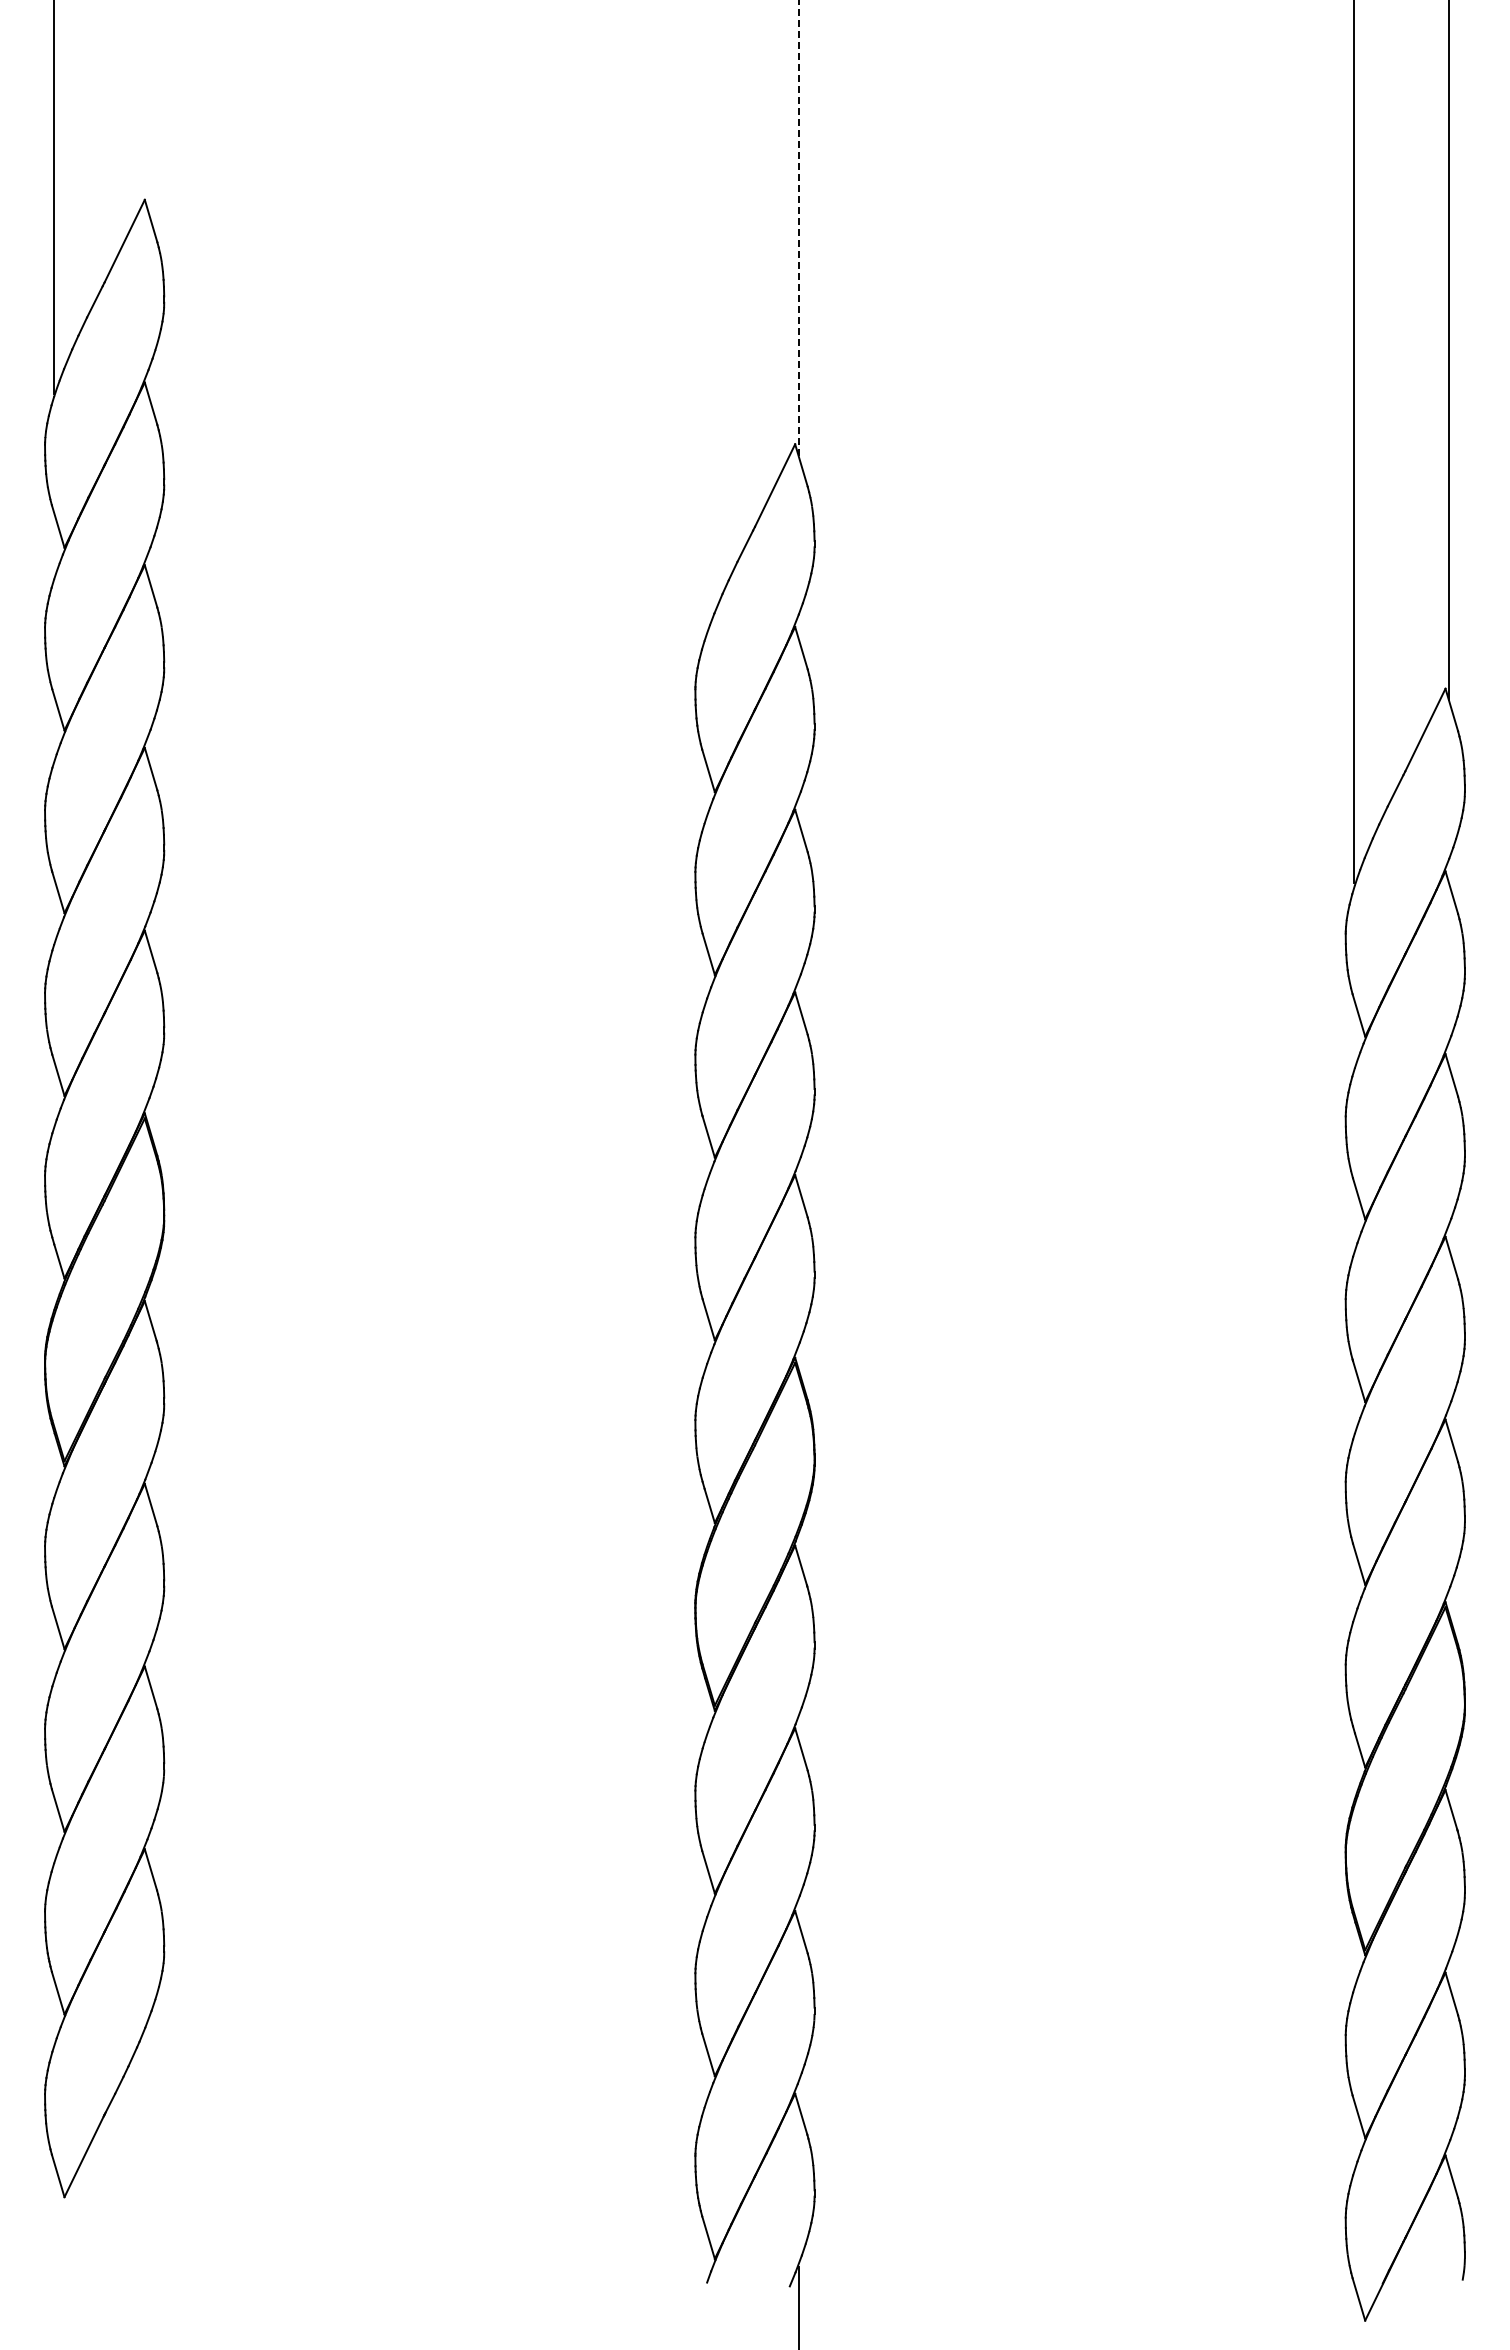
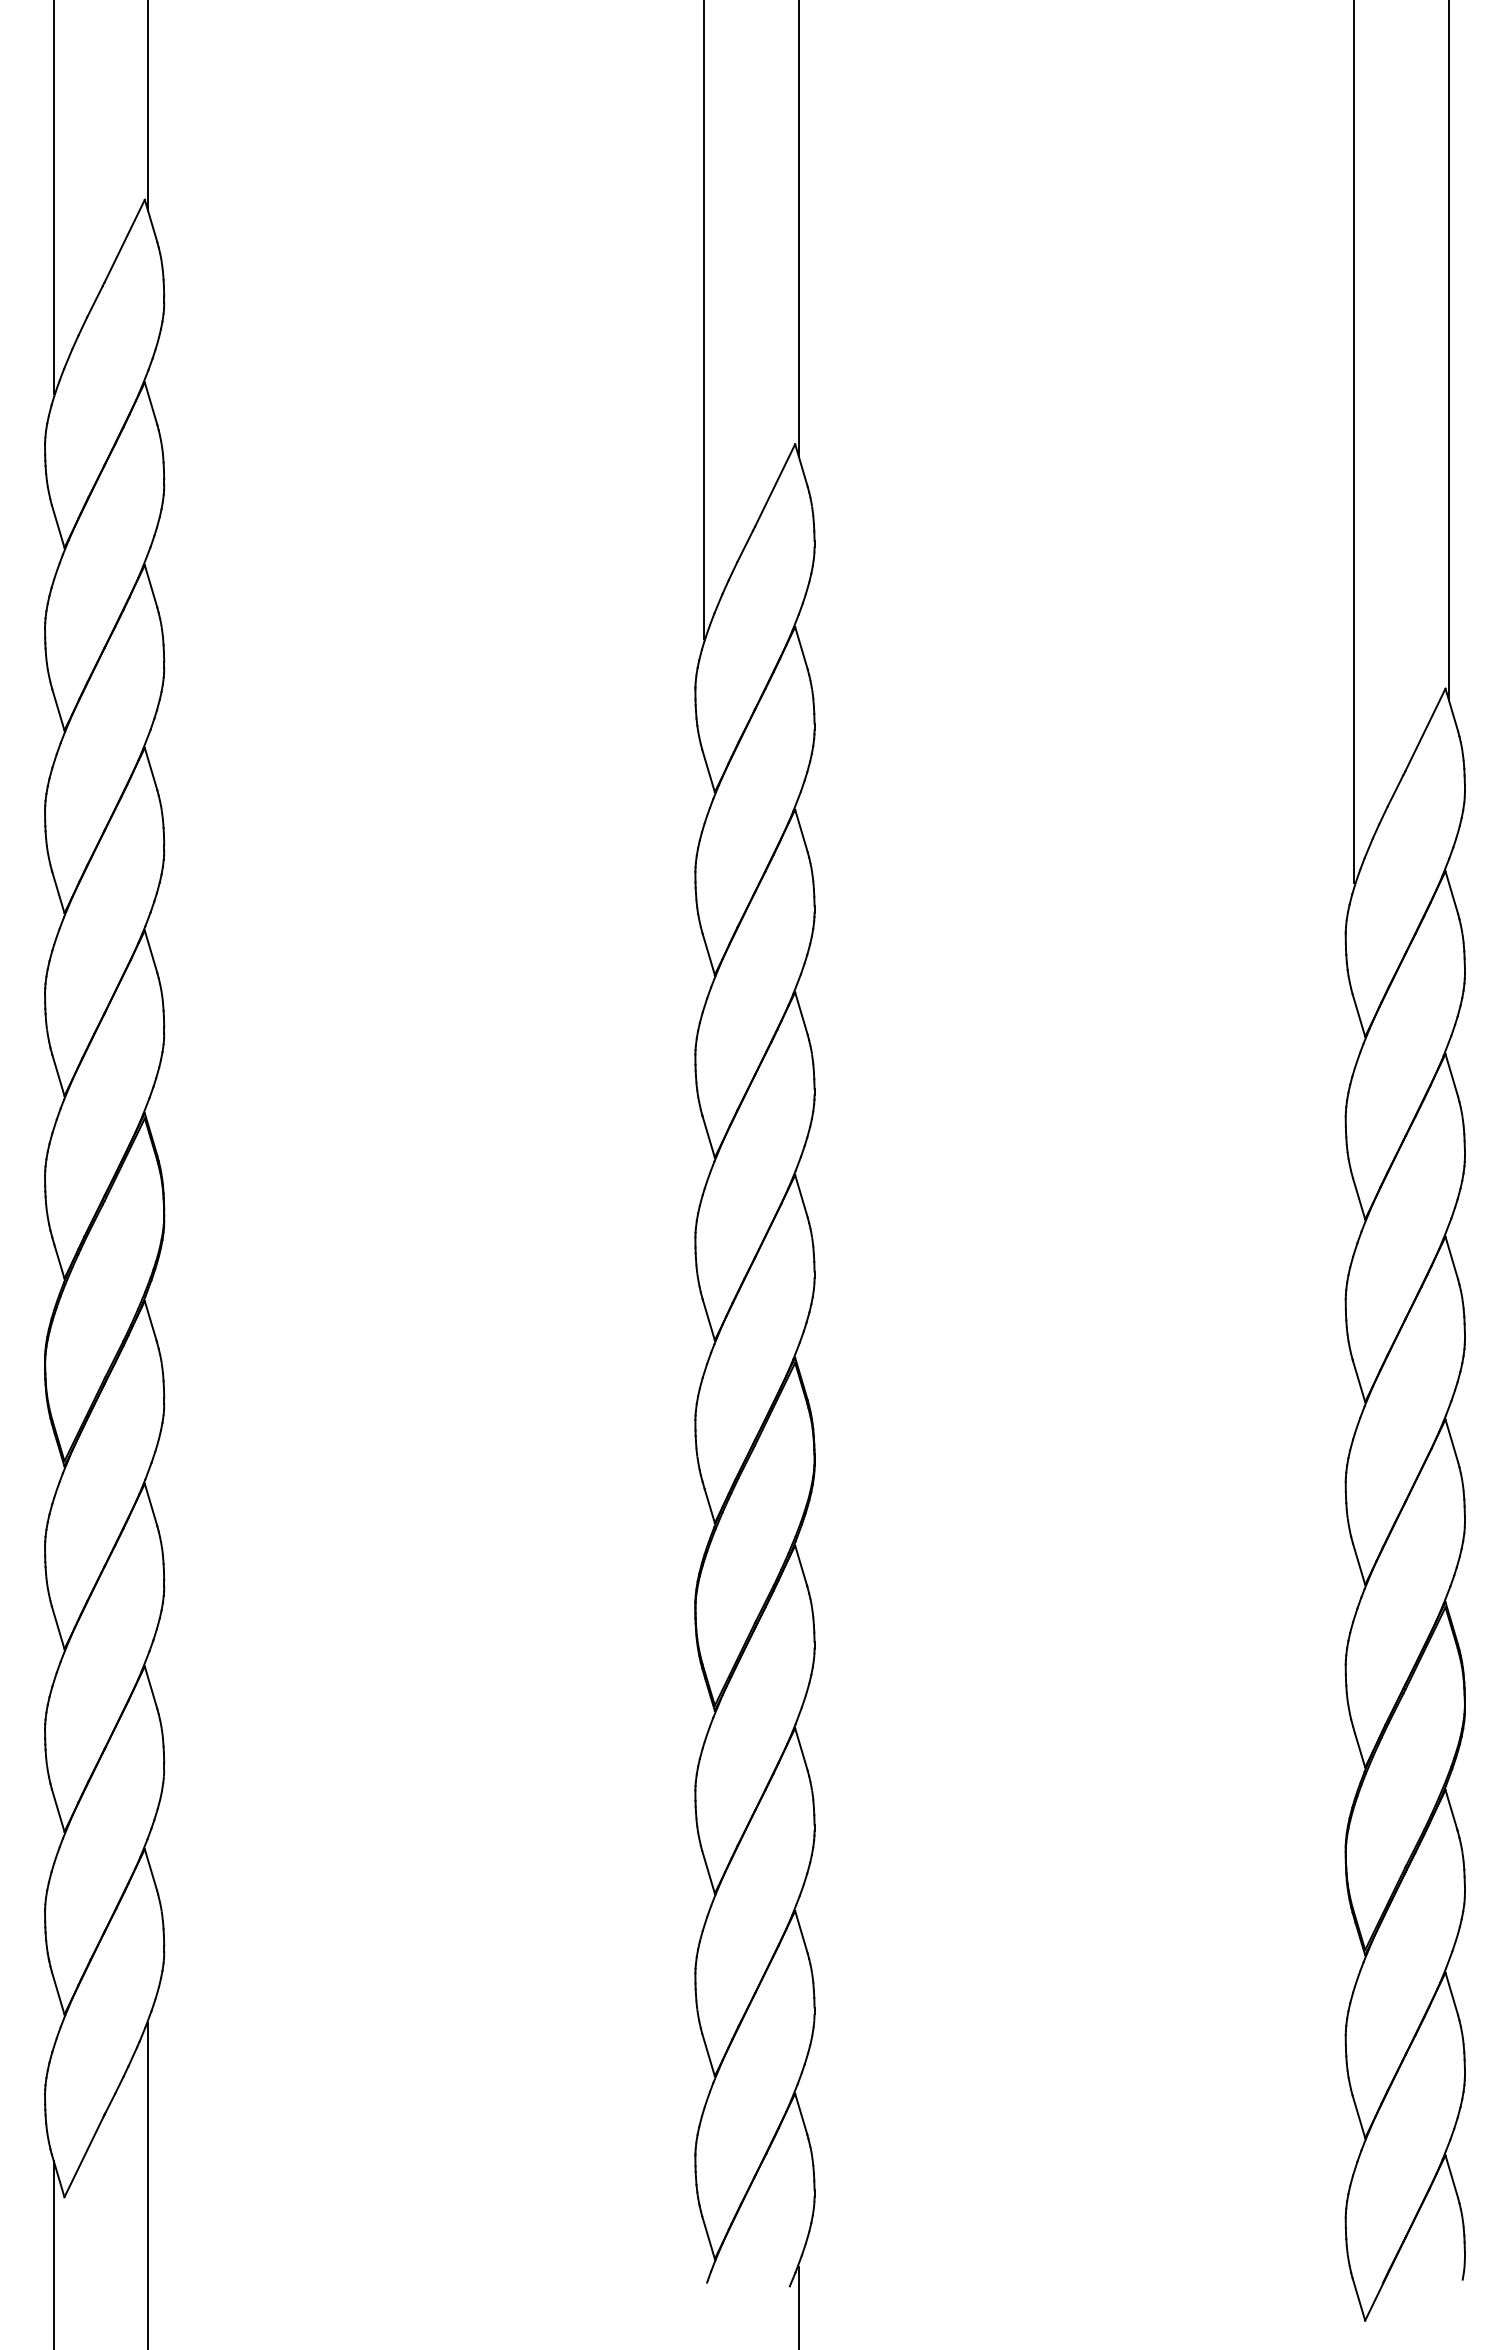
line: none -> present (148, 106)
line: dashed -> solid (798, 227)
line: none -> present (704, 320)
line: none -> present (148, 2184)
line: none -> present (53, 2253)
